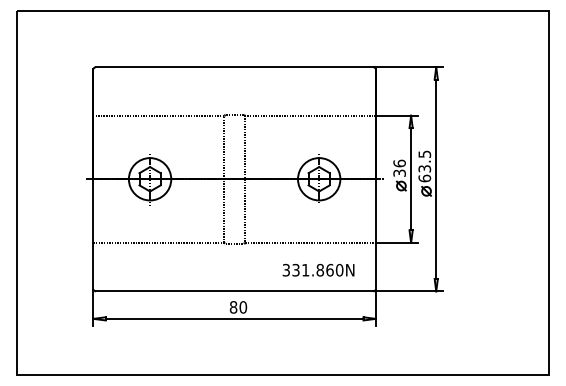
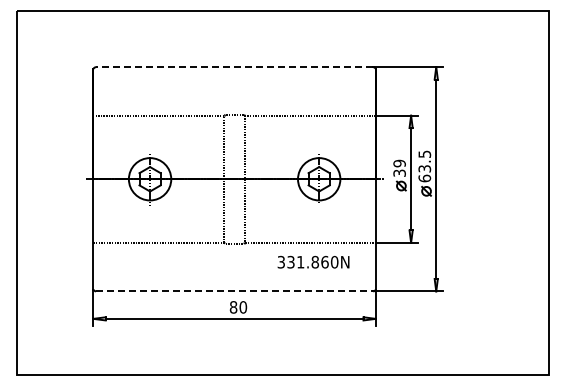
line: solid -> dashed (234, 67)
text: 36 -> 39 (399, 163)
text position: (318, 269) -> (313, 261) (313, 261)
line: solid -> dashed (234, 291)
